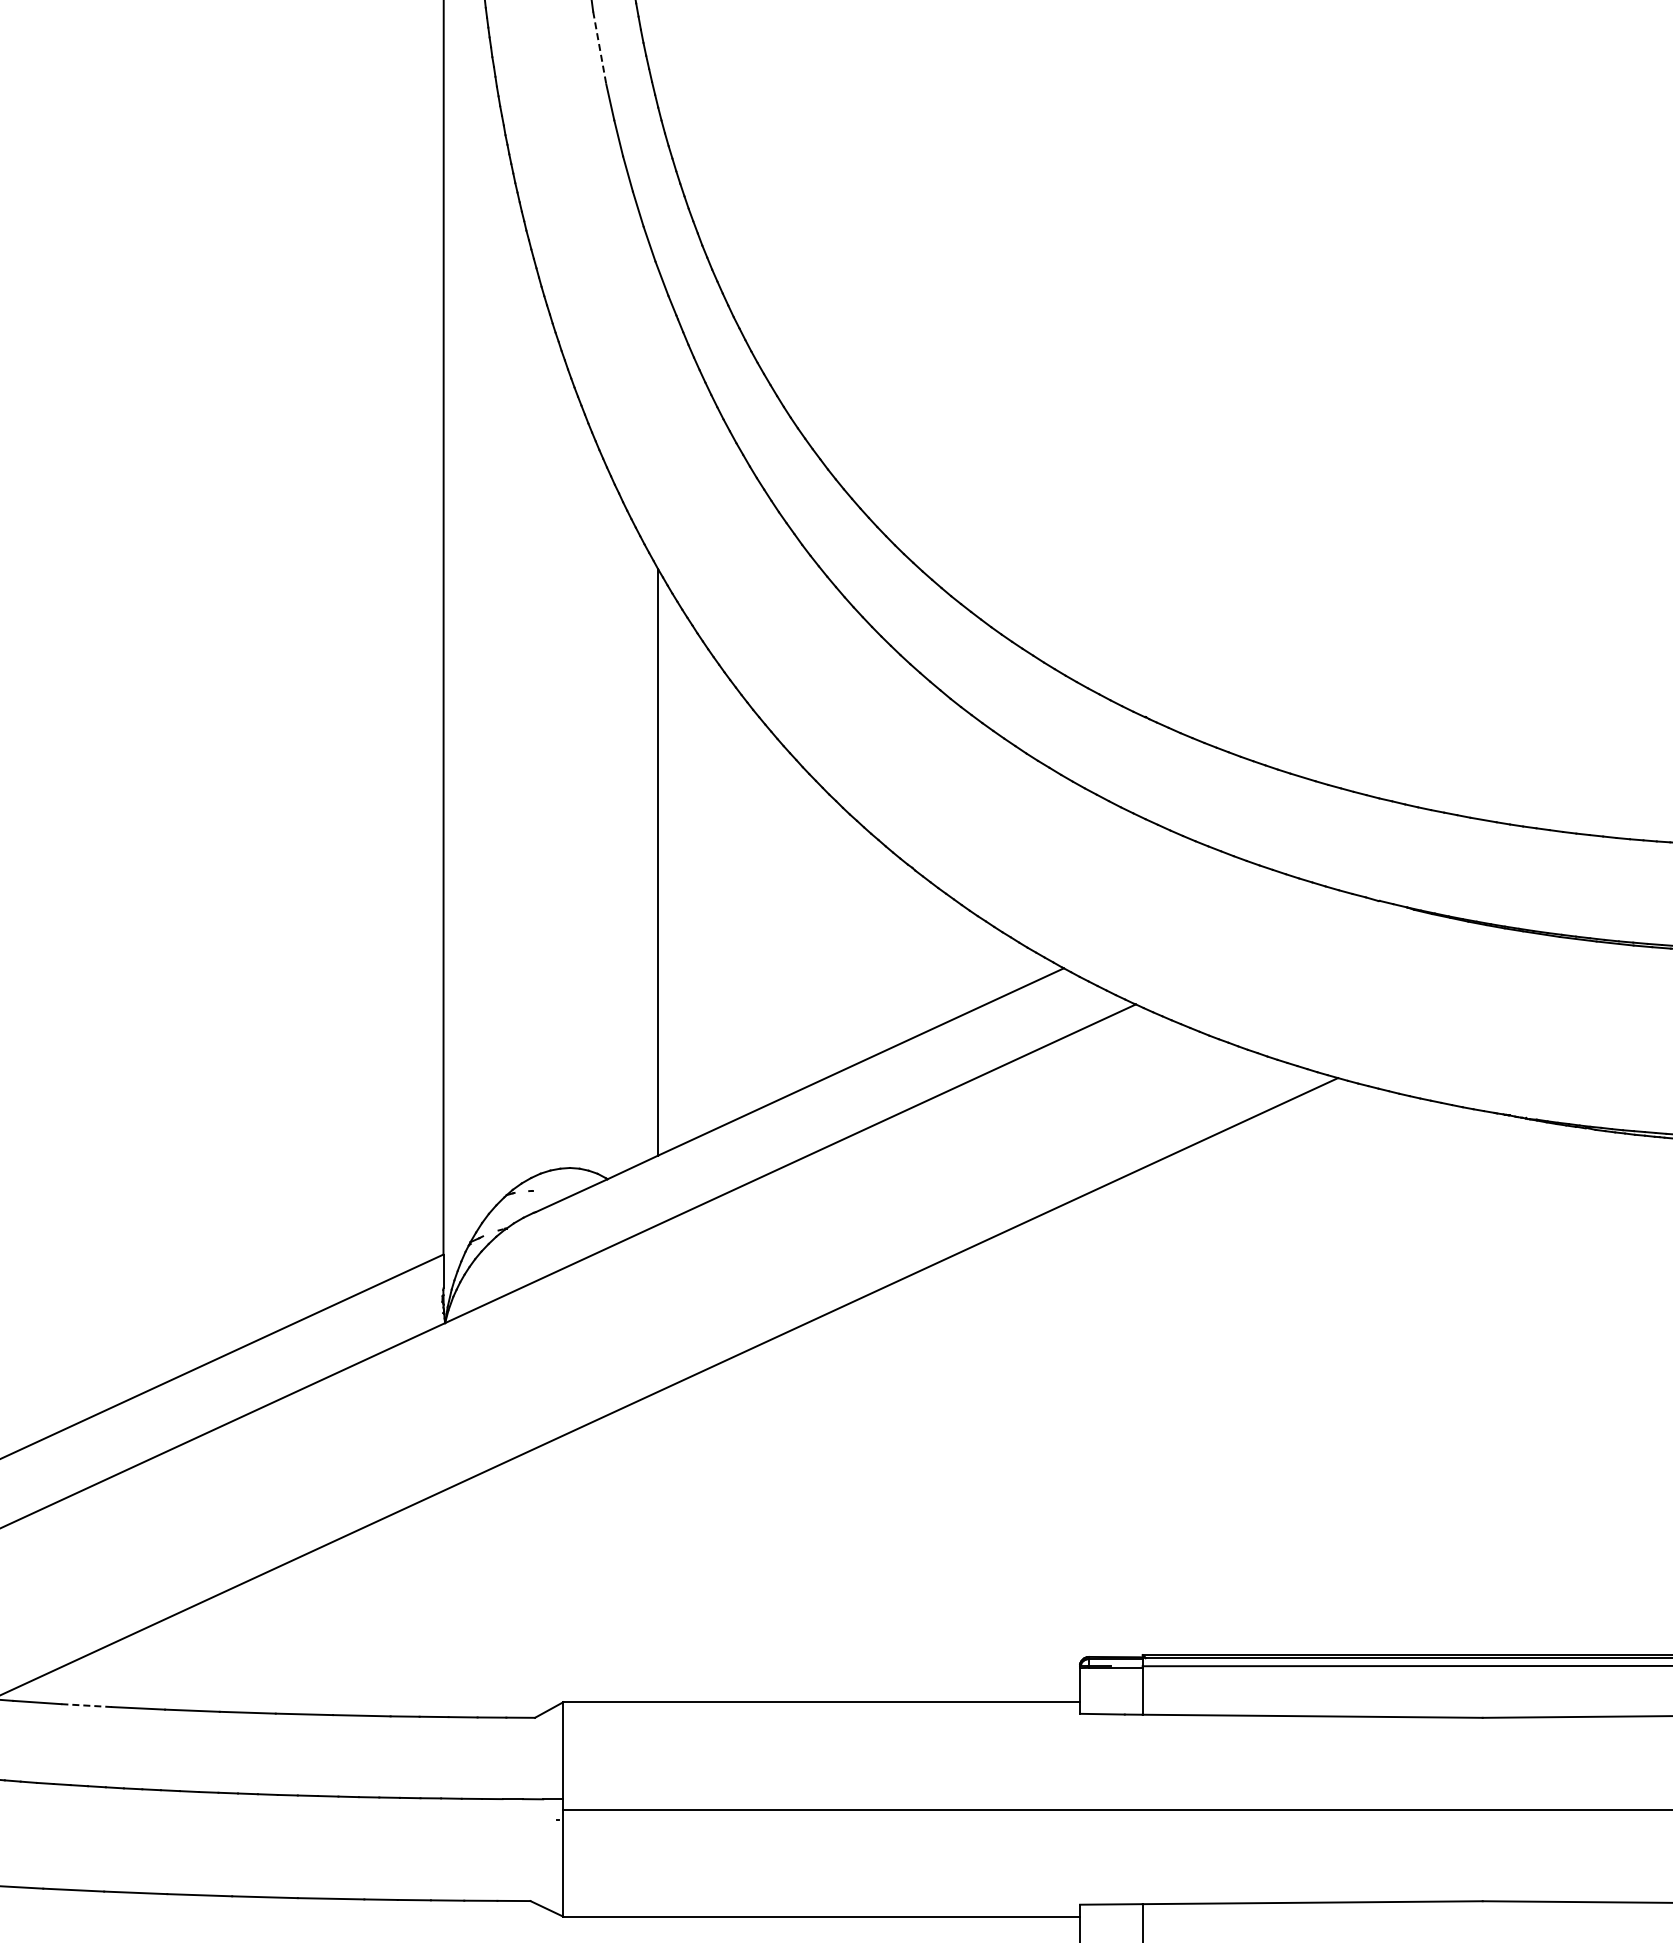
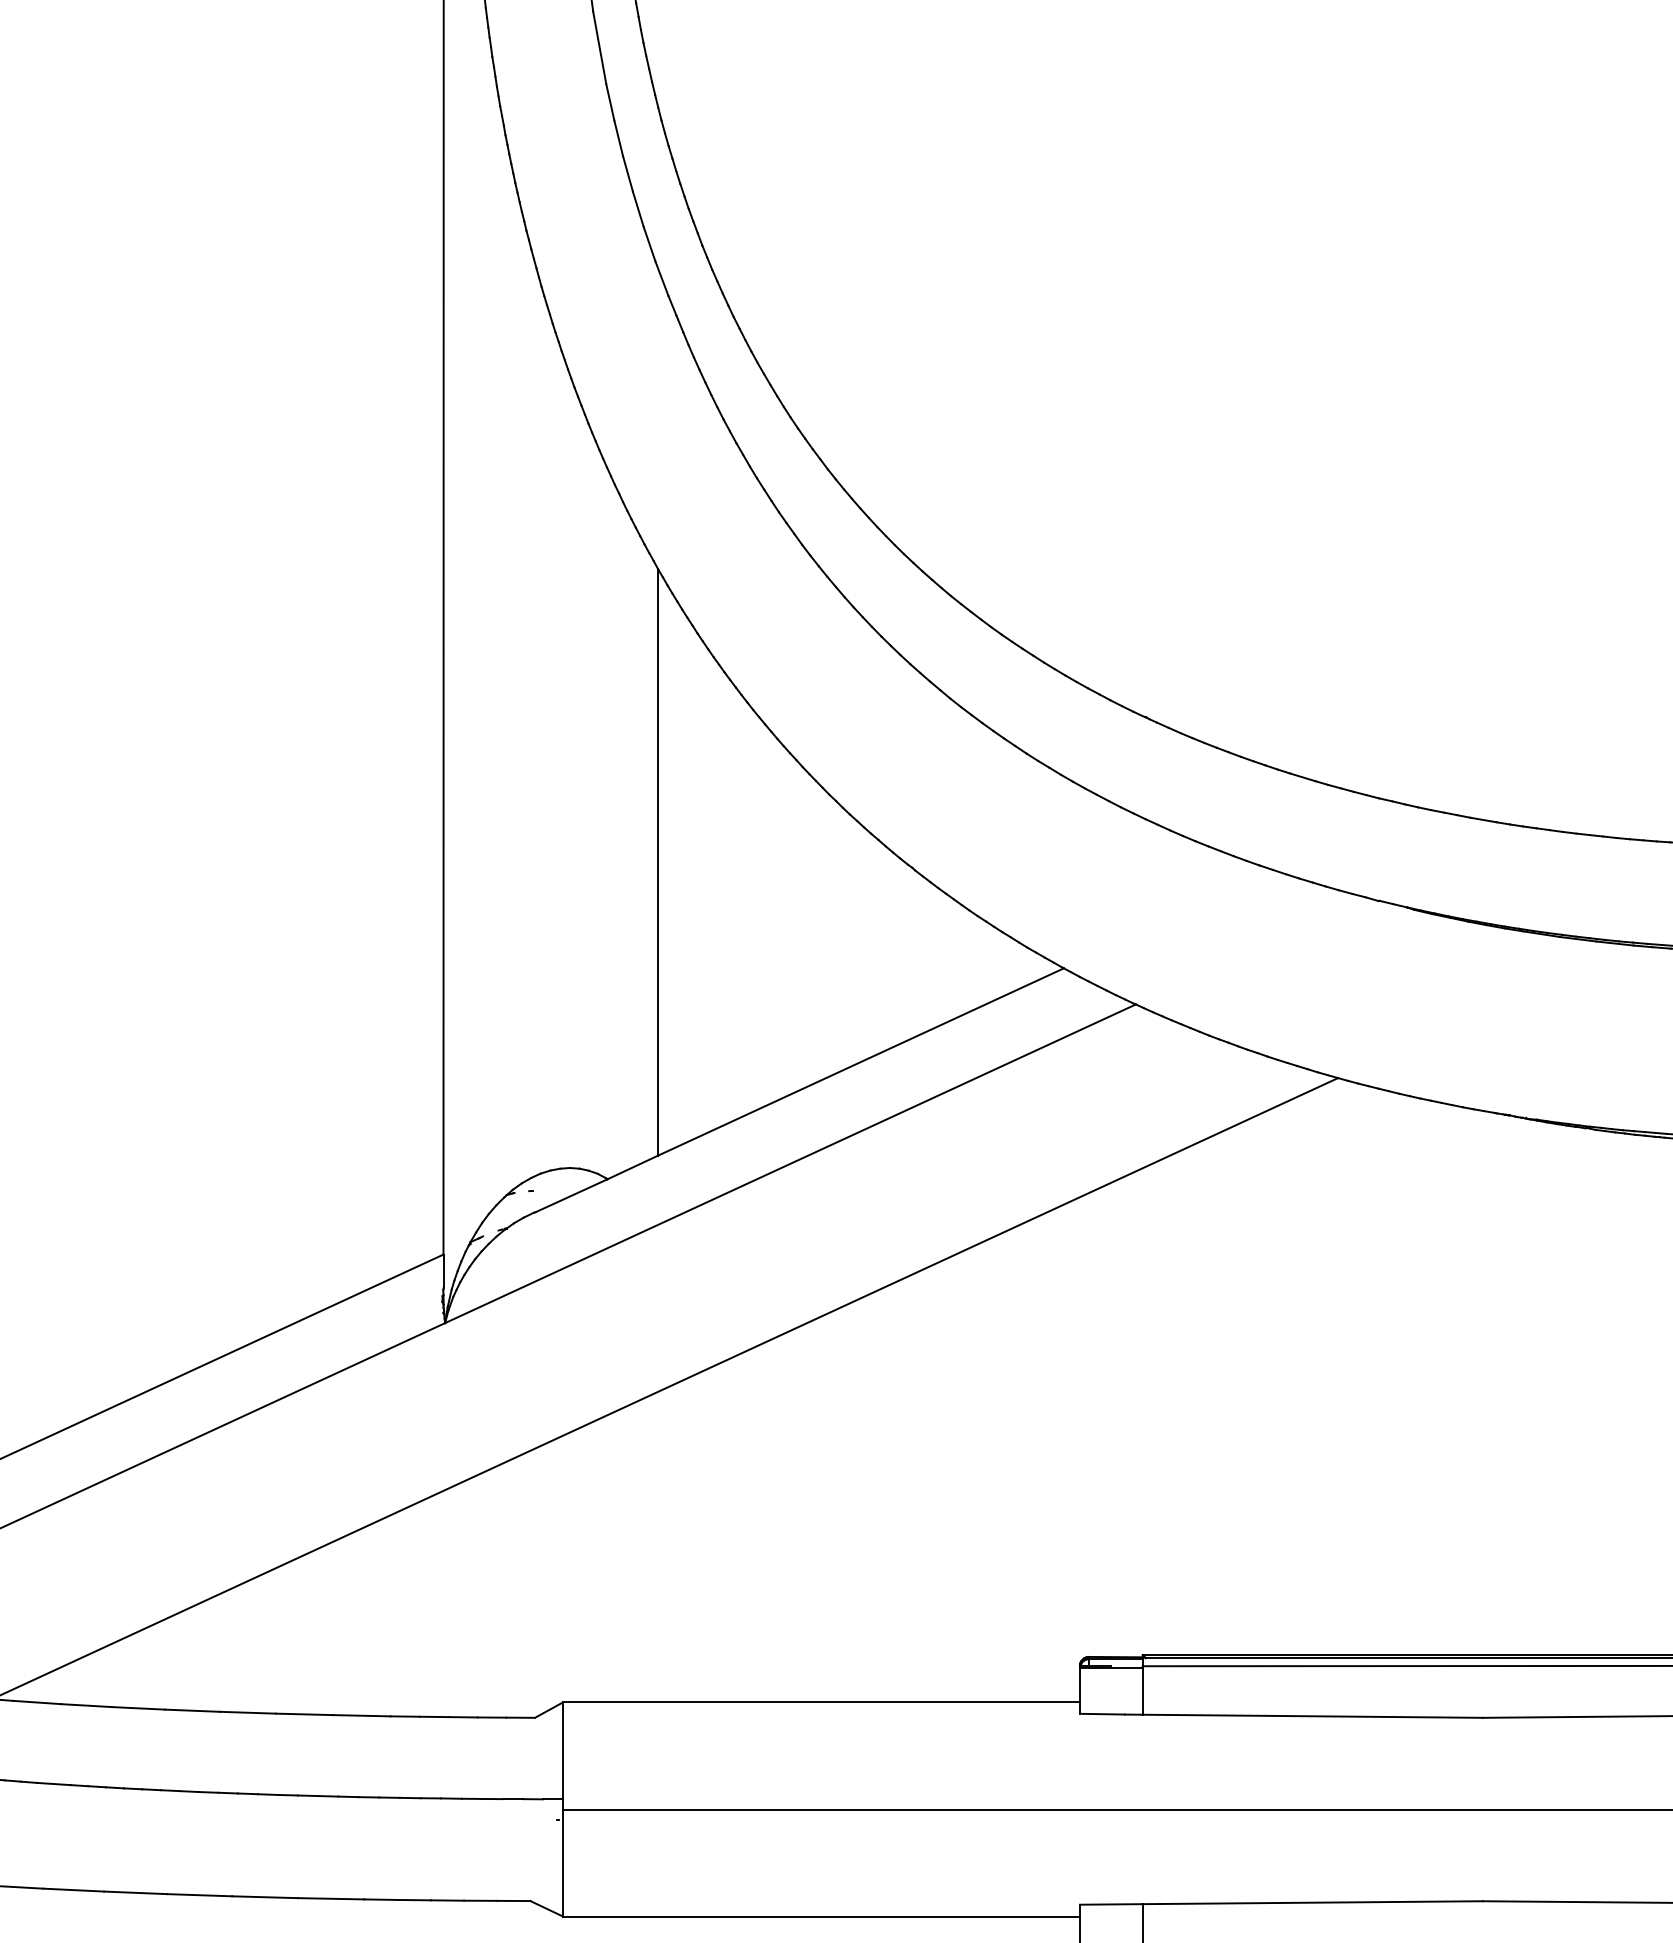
line: dashed -> solid (599, 47)
line: dashed -> solid (87, 1705)
